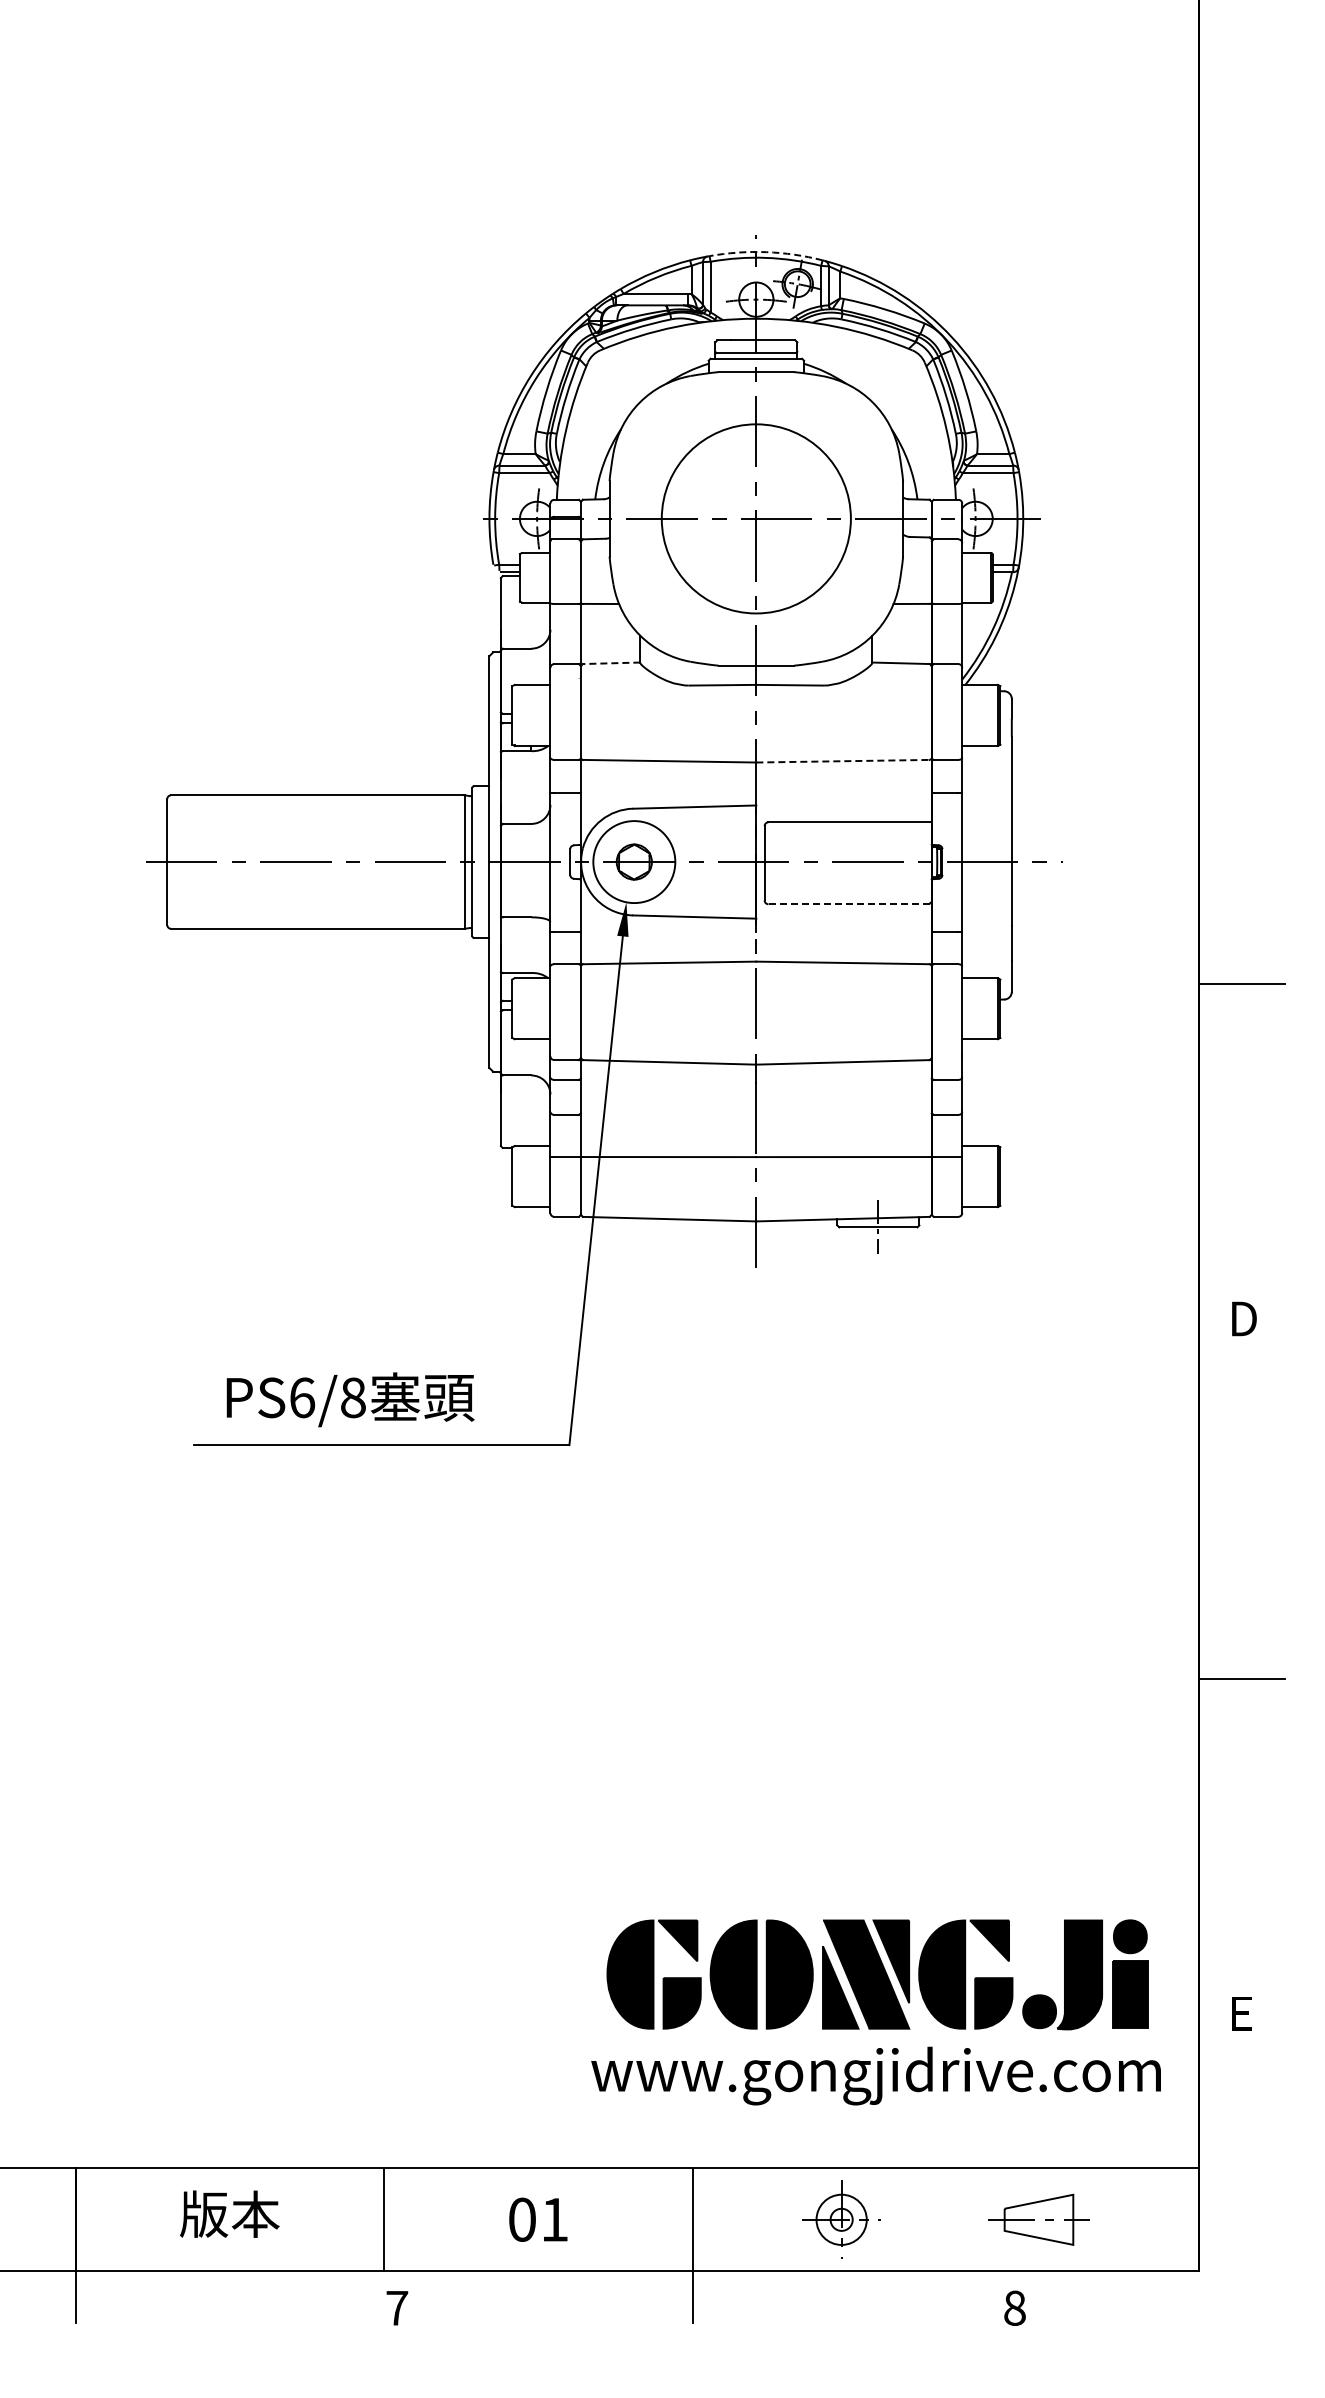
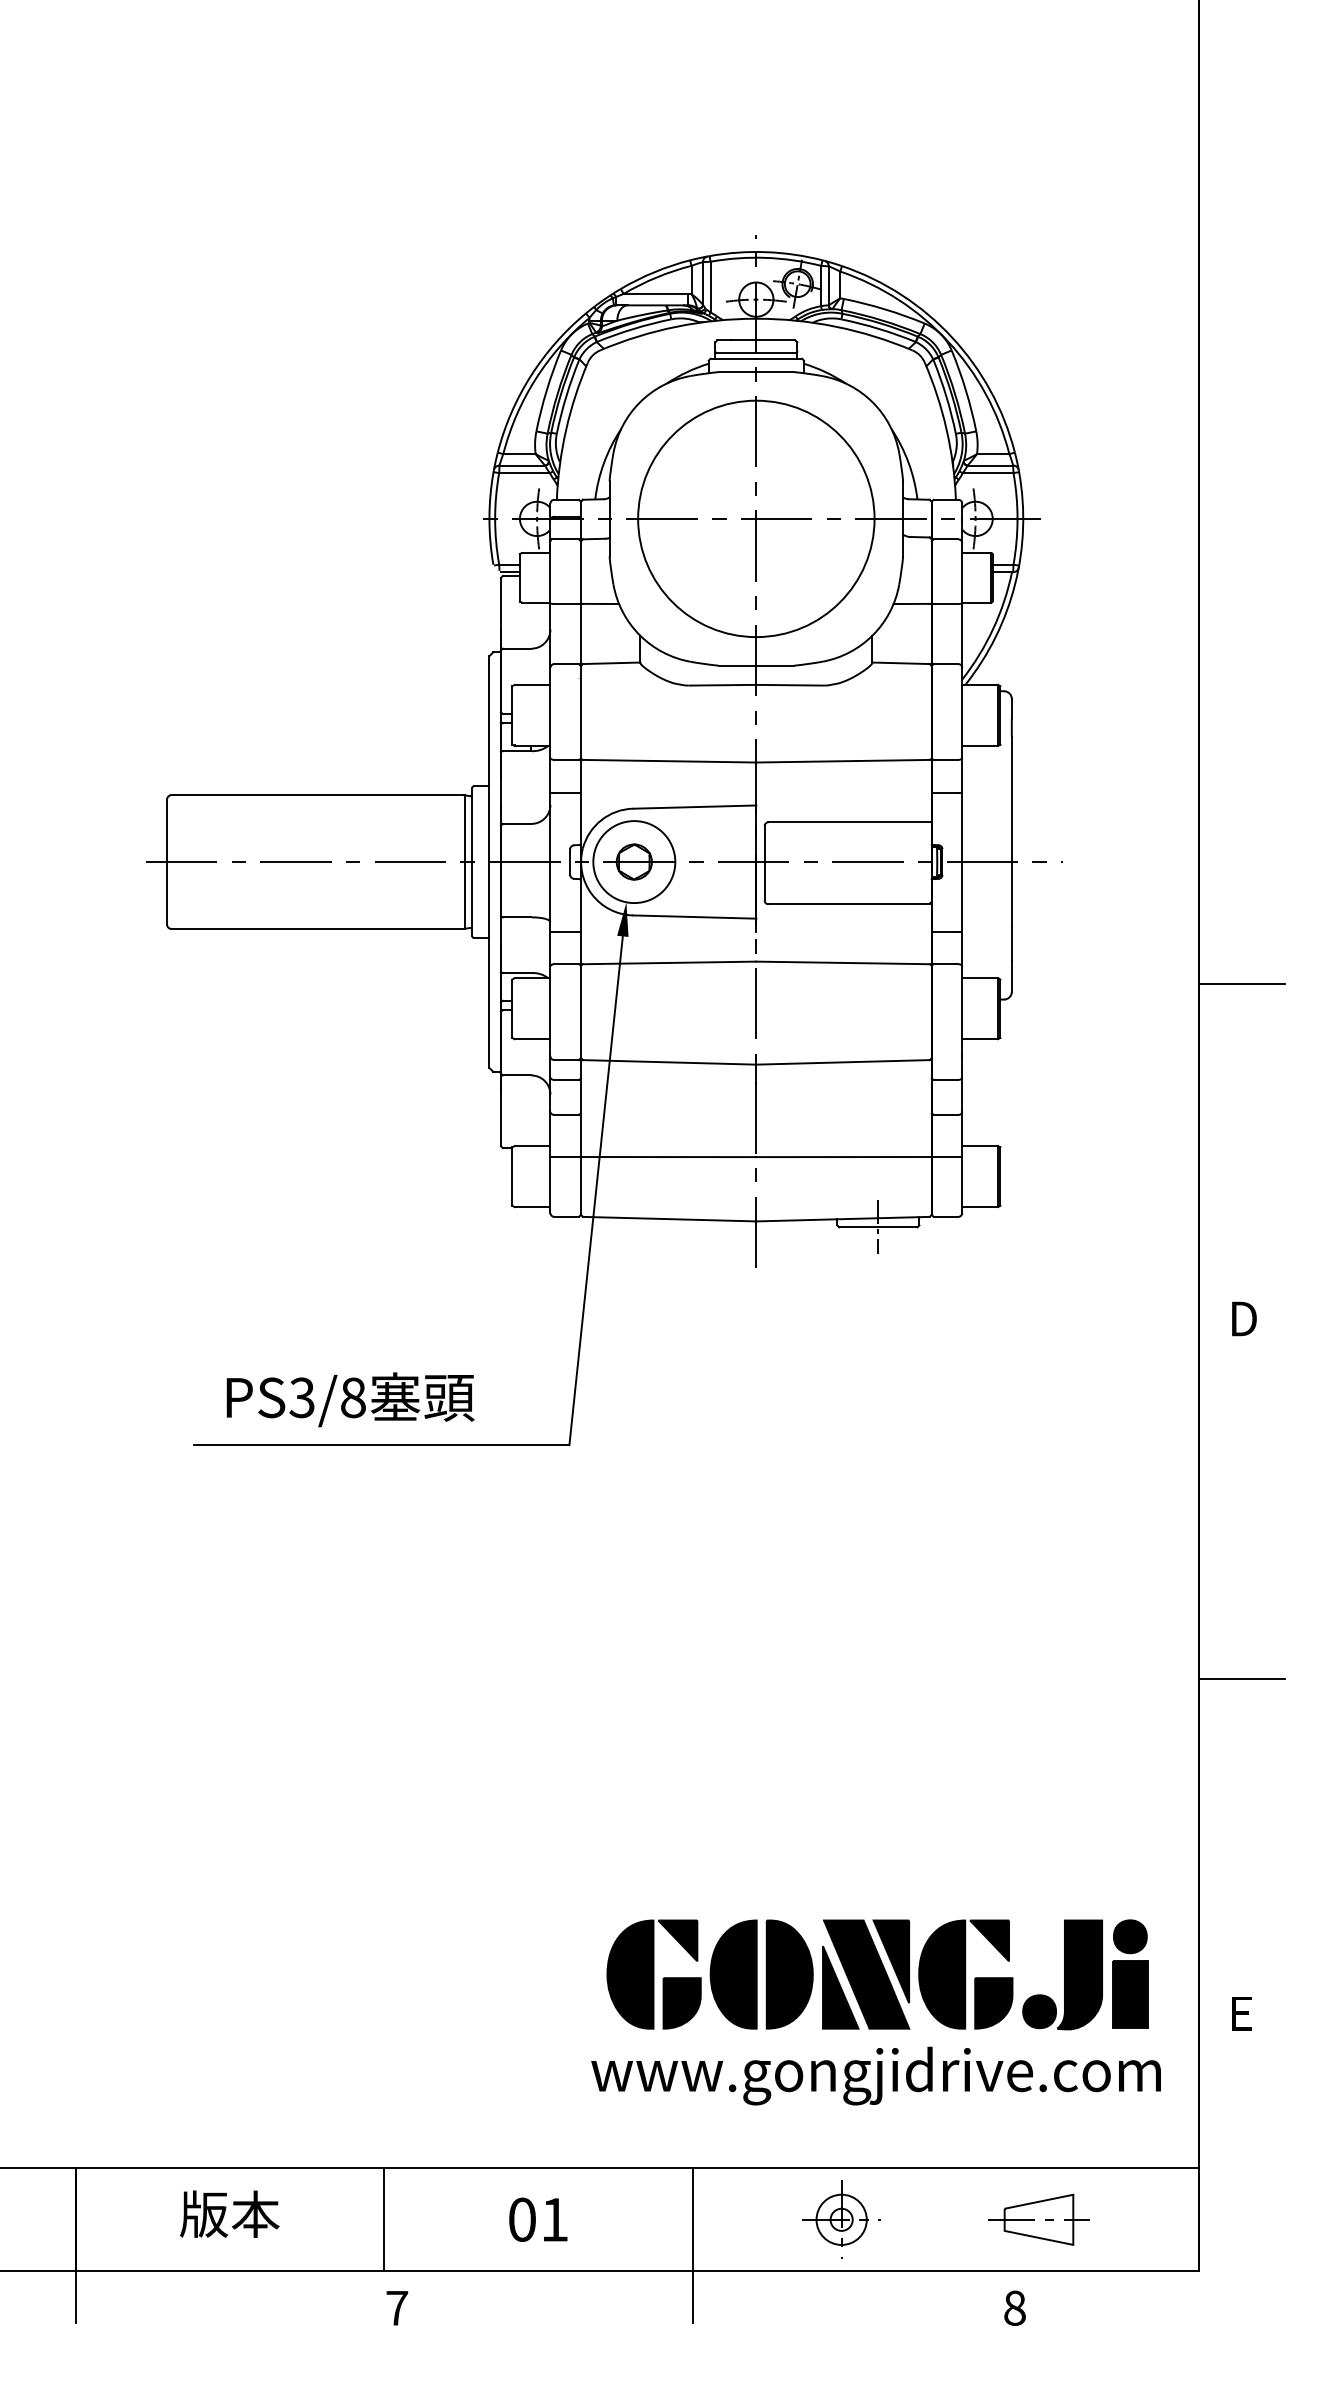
arc: dashed -> solid (766, 252)
circle diameter: 189 px -> 236 px (756, 518)
line: dashed -> solid (611, 663)
line: dashed -> solid (843, 761)
line: dashed -> solid (849, 904)
text: PS6/8 -> PS3/8 (302, 1397)
